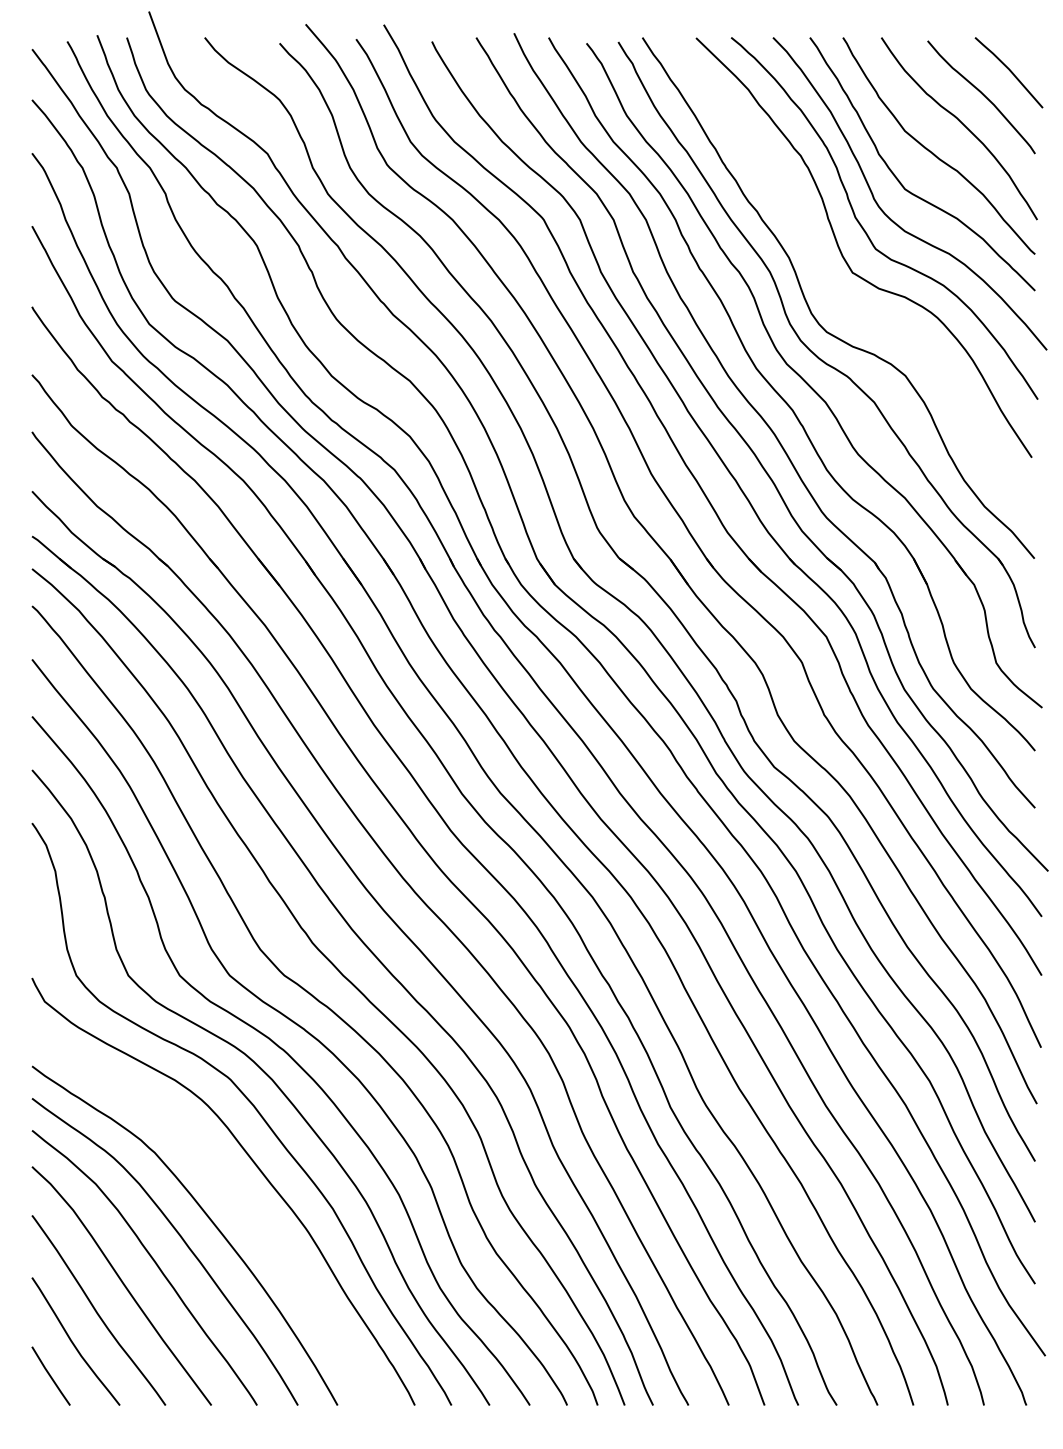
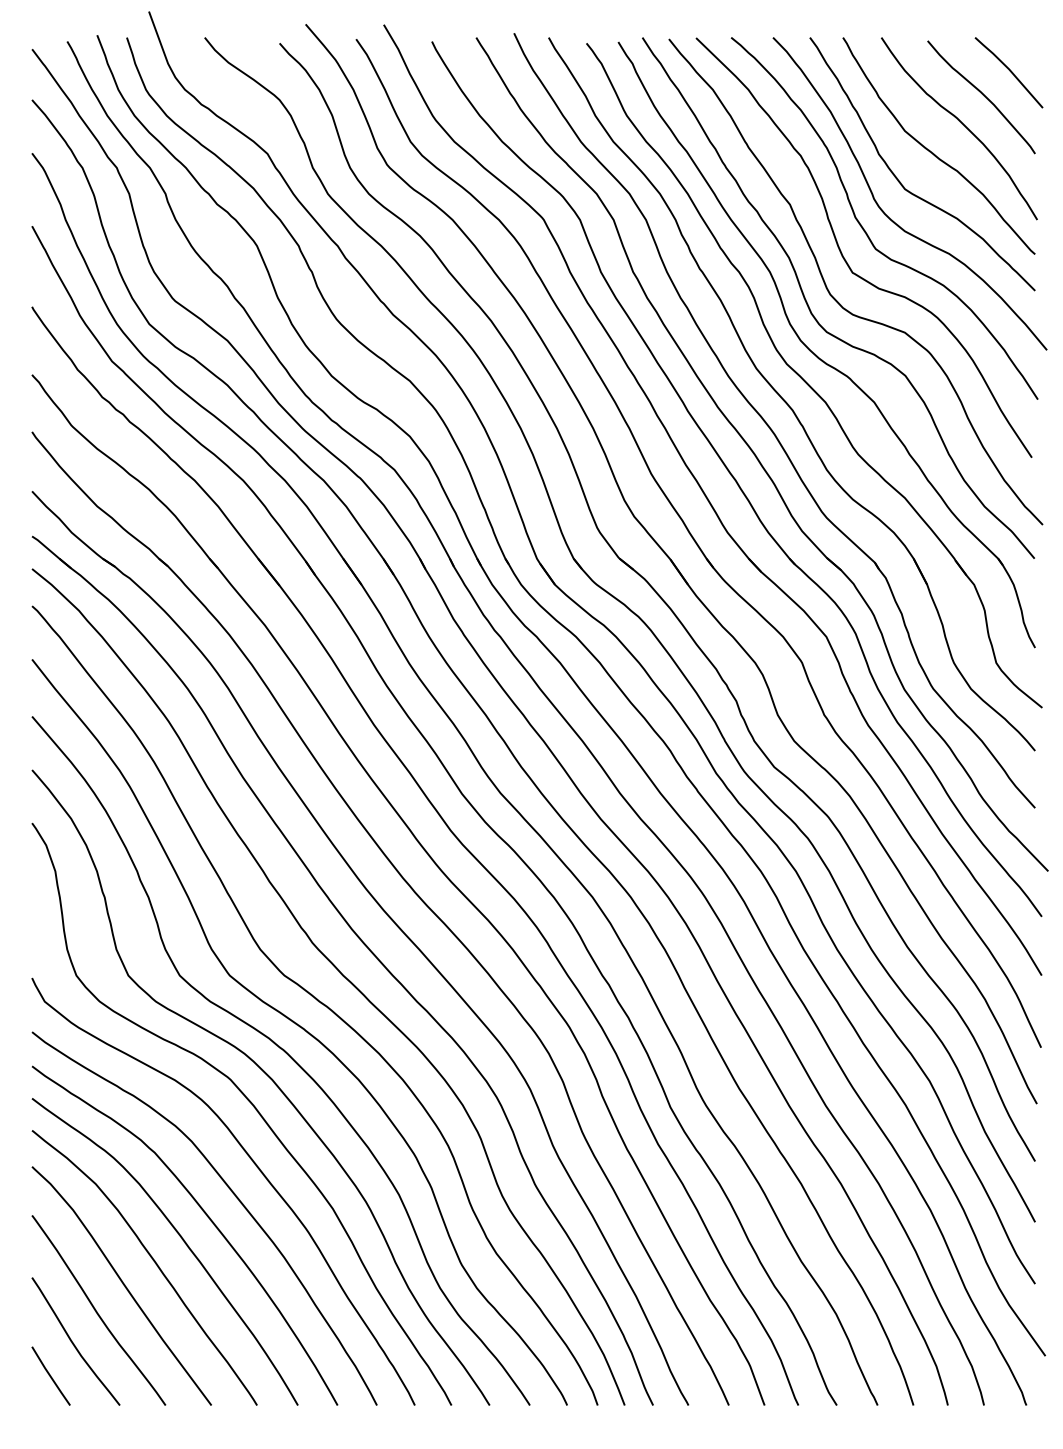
curve: none -> present (836, 299)
curve: none -> present (235, 1197)
